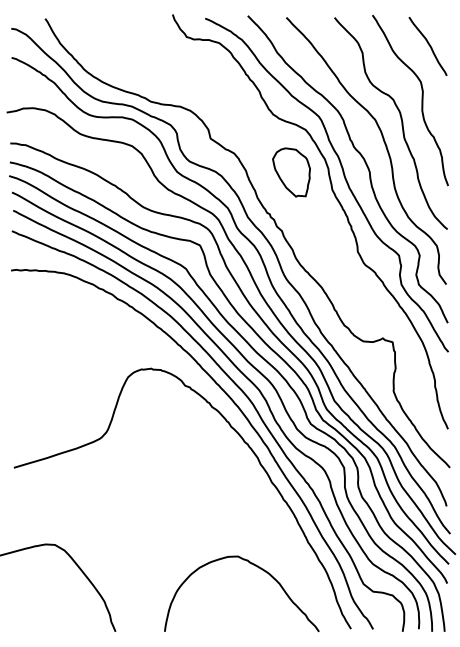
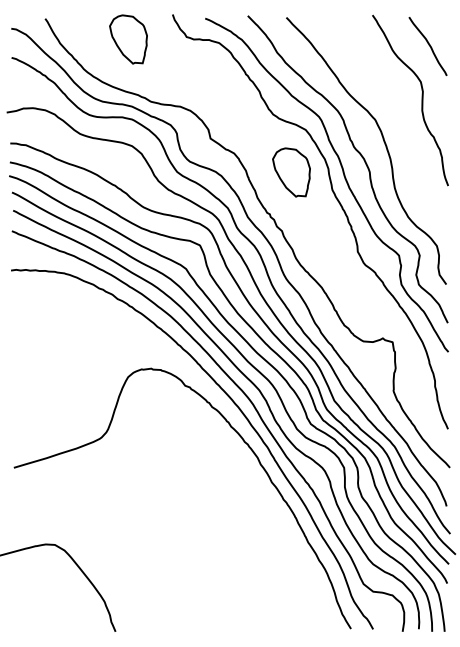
part: none -> present (128, 39)
curve: present -> none (400, 119)
curve: present -> none (258, 568)
